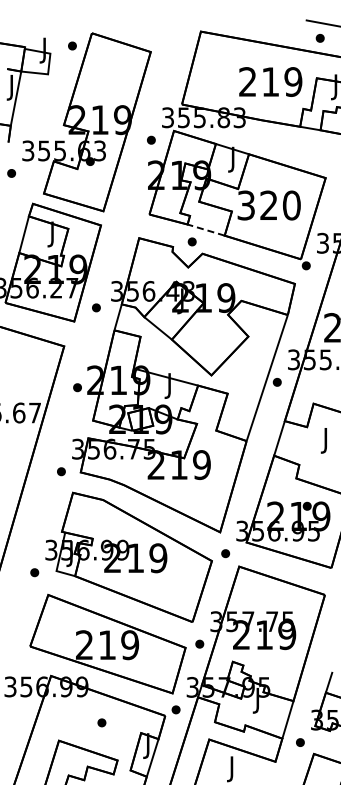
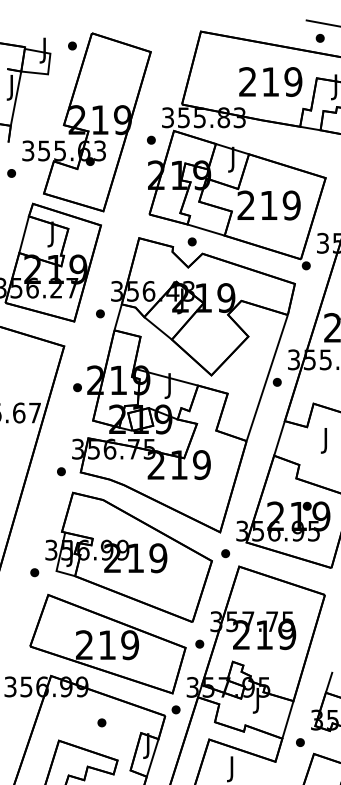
text: 320 -> 219 (268, 205)
line: dashed -> solid (205, 229)
part position: (96, 307) -> (100, 313) (100, 313)
